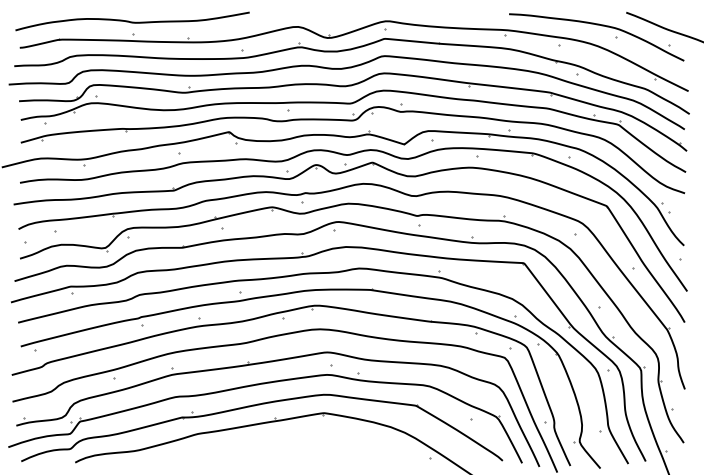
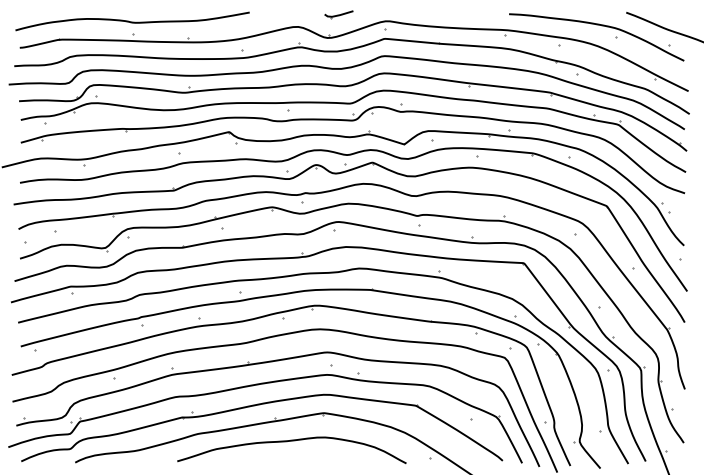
part: none -> present (338, 14)
curve: none -> present (291, 441)
